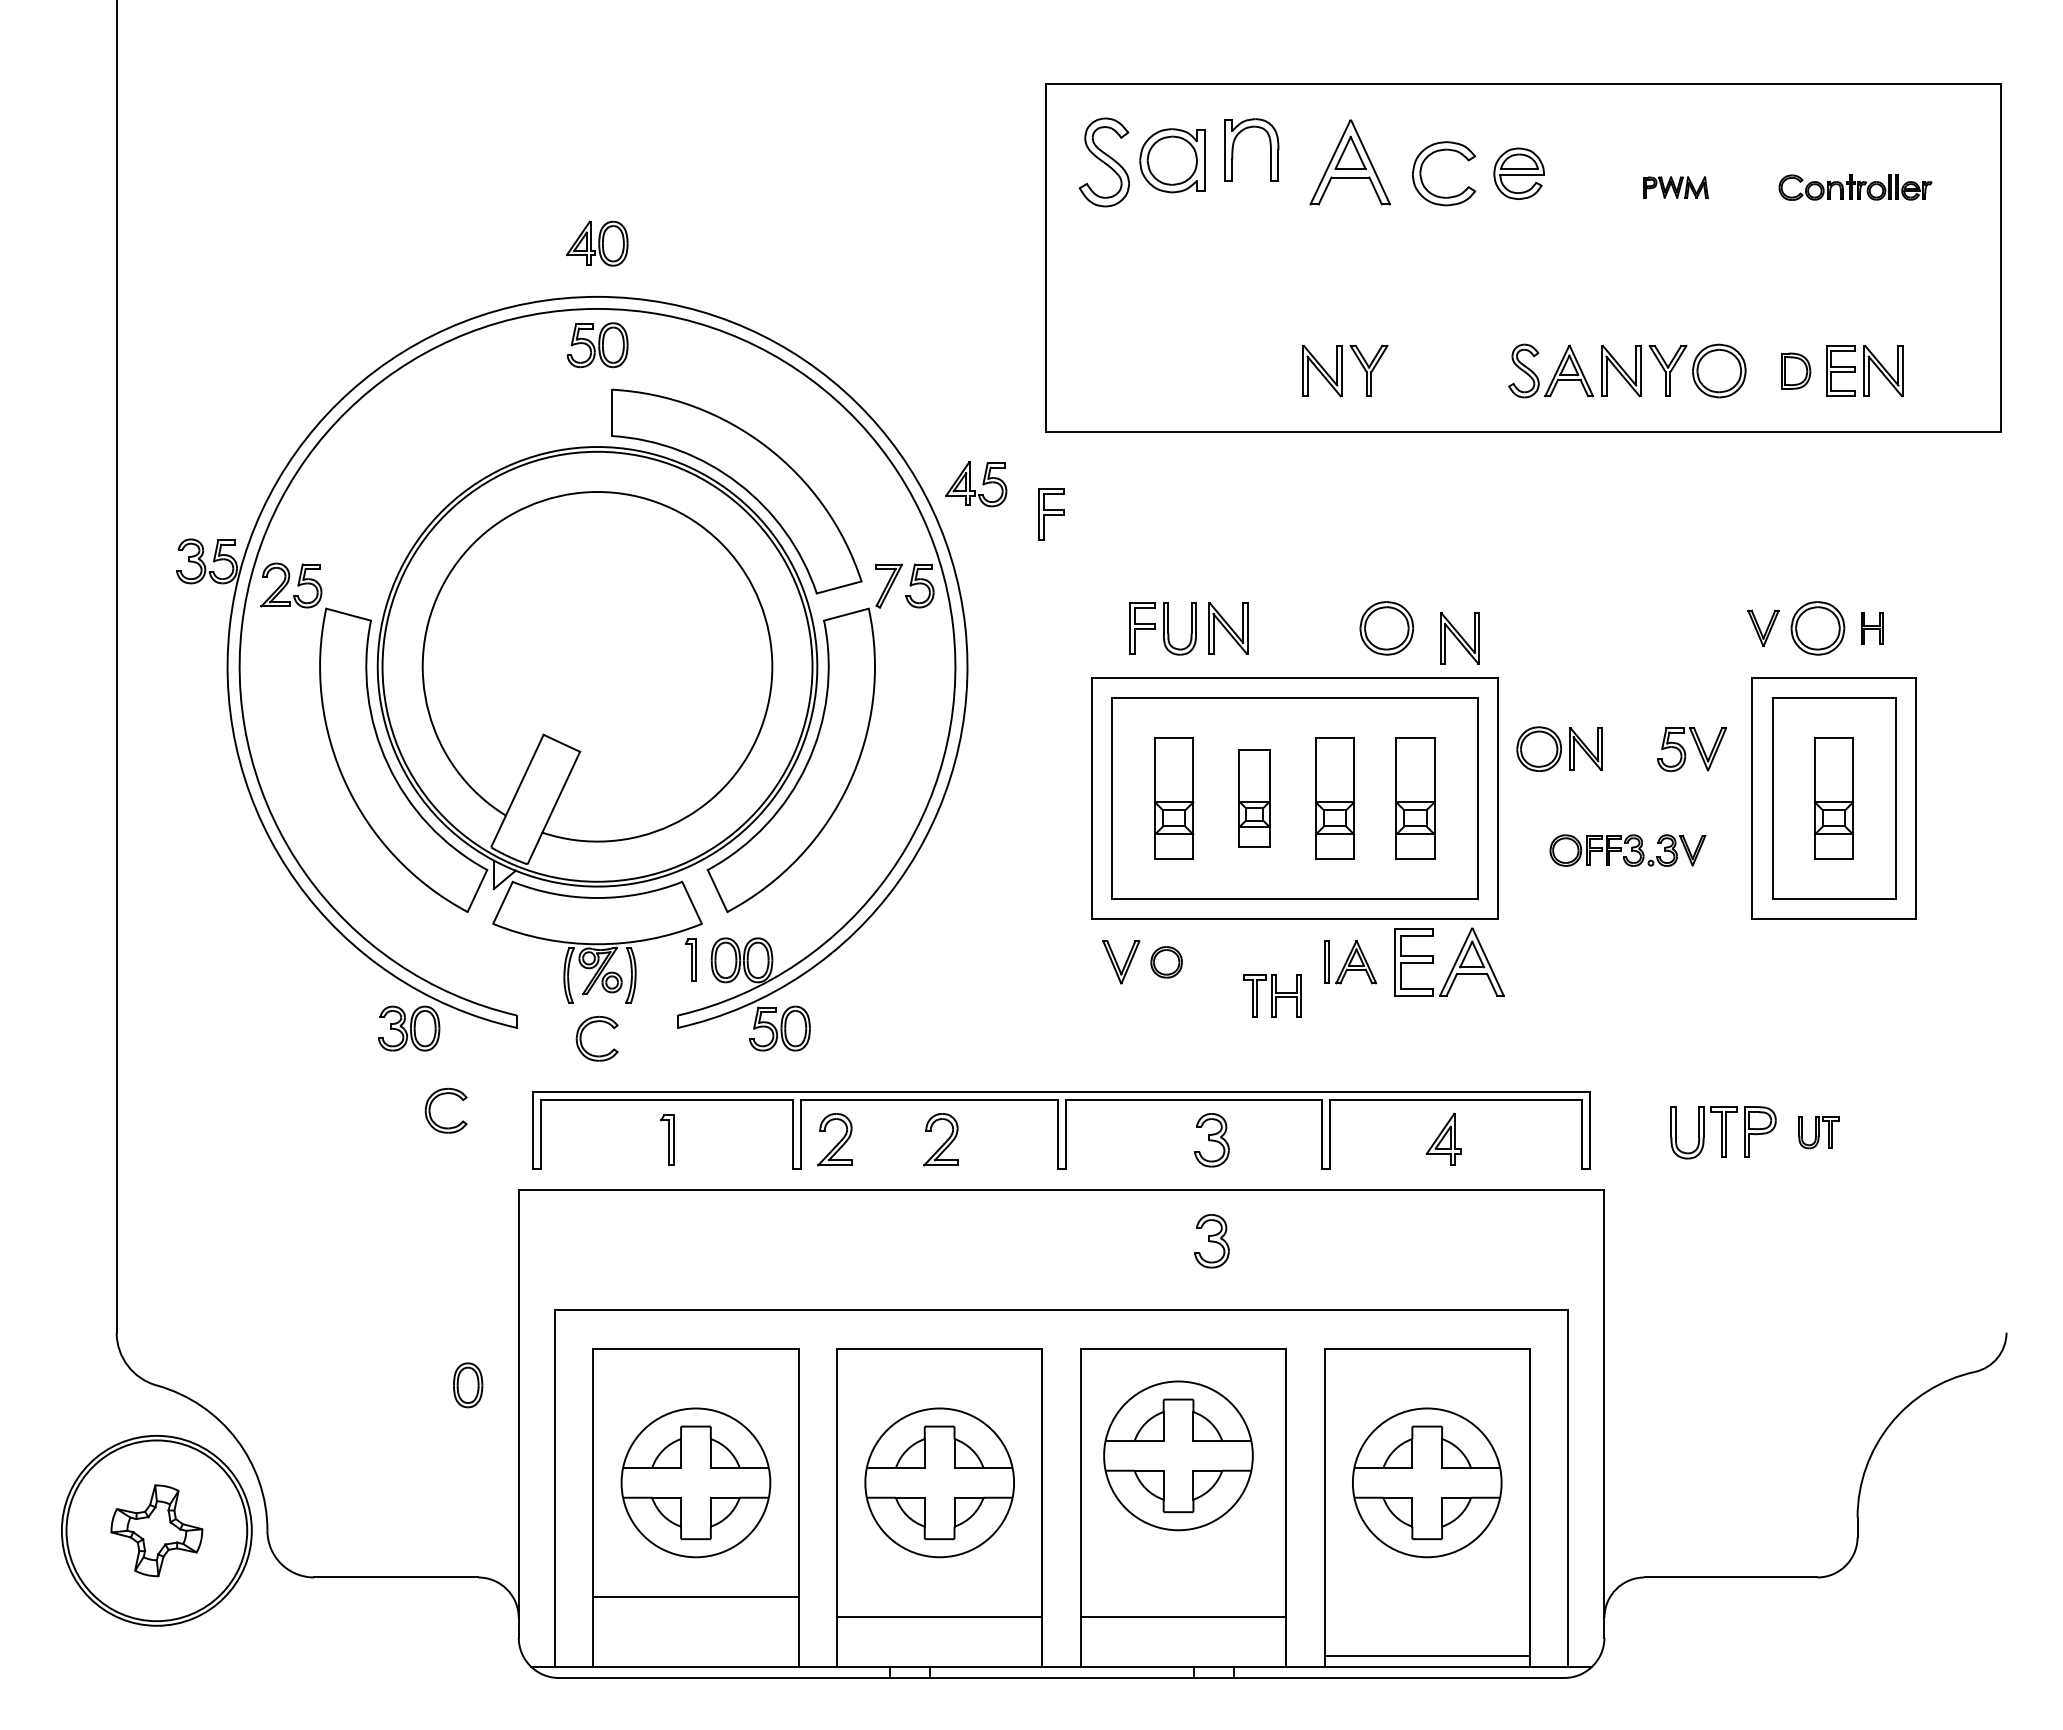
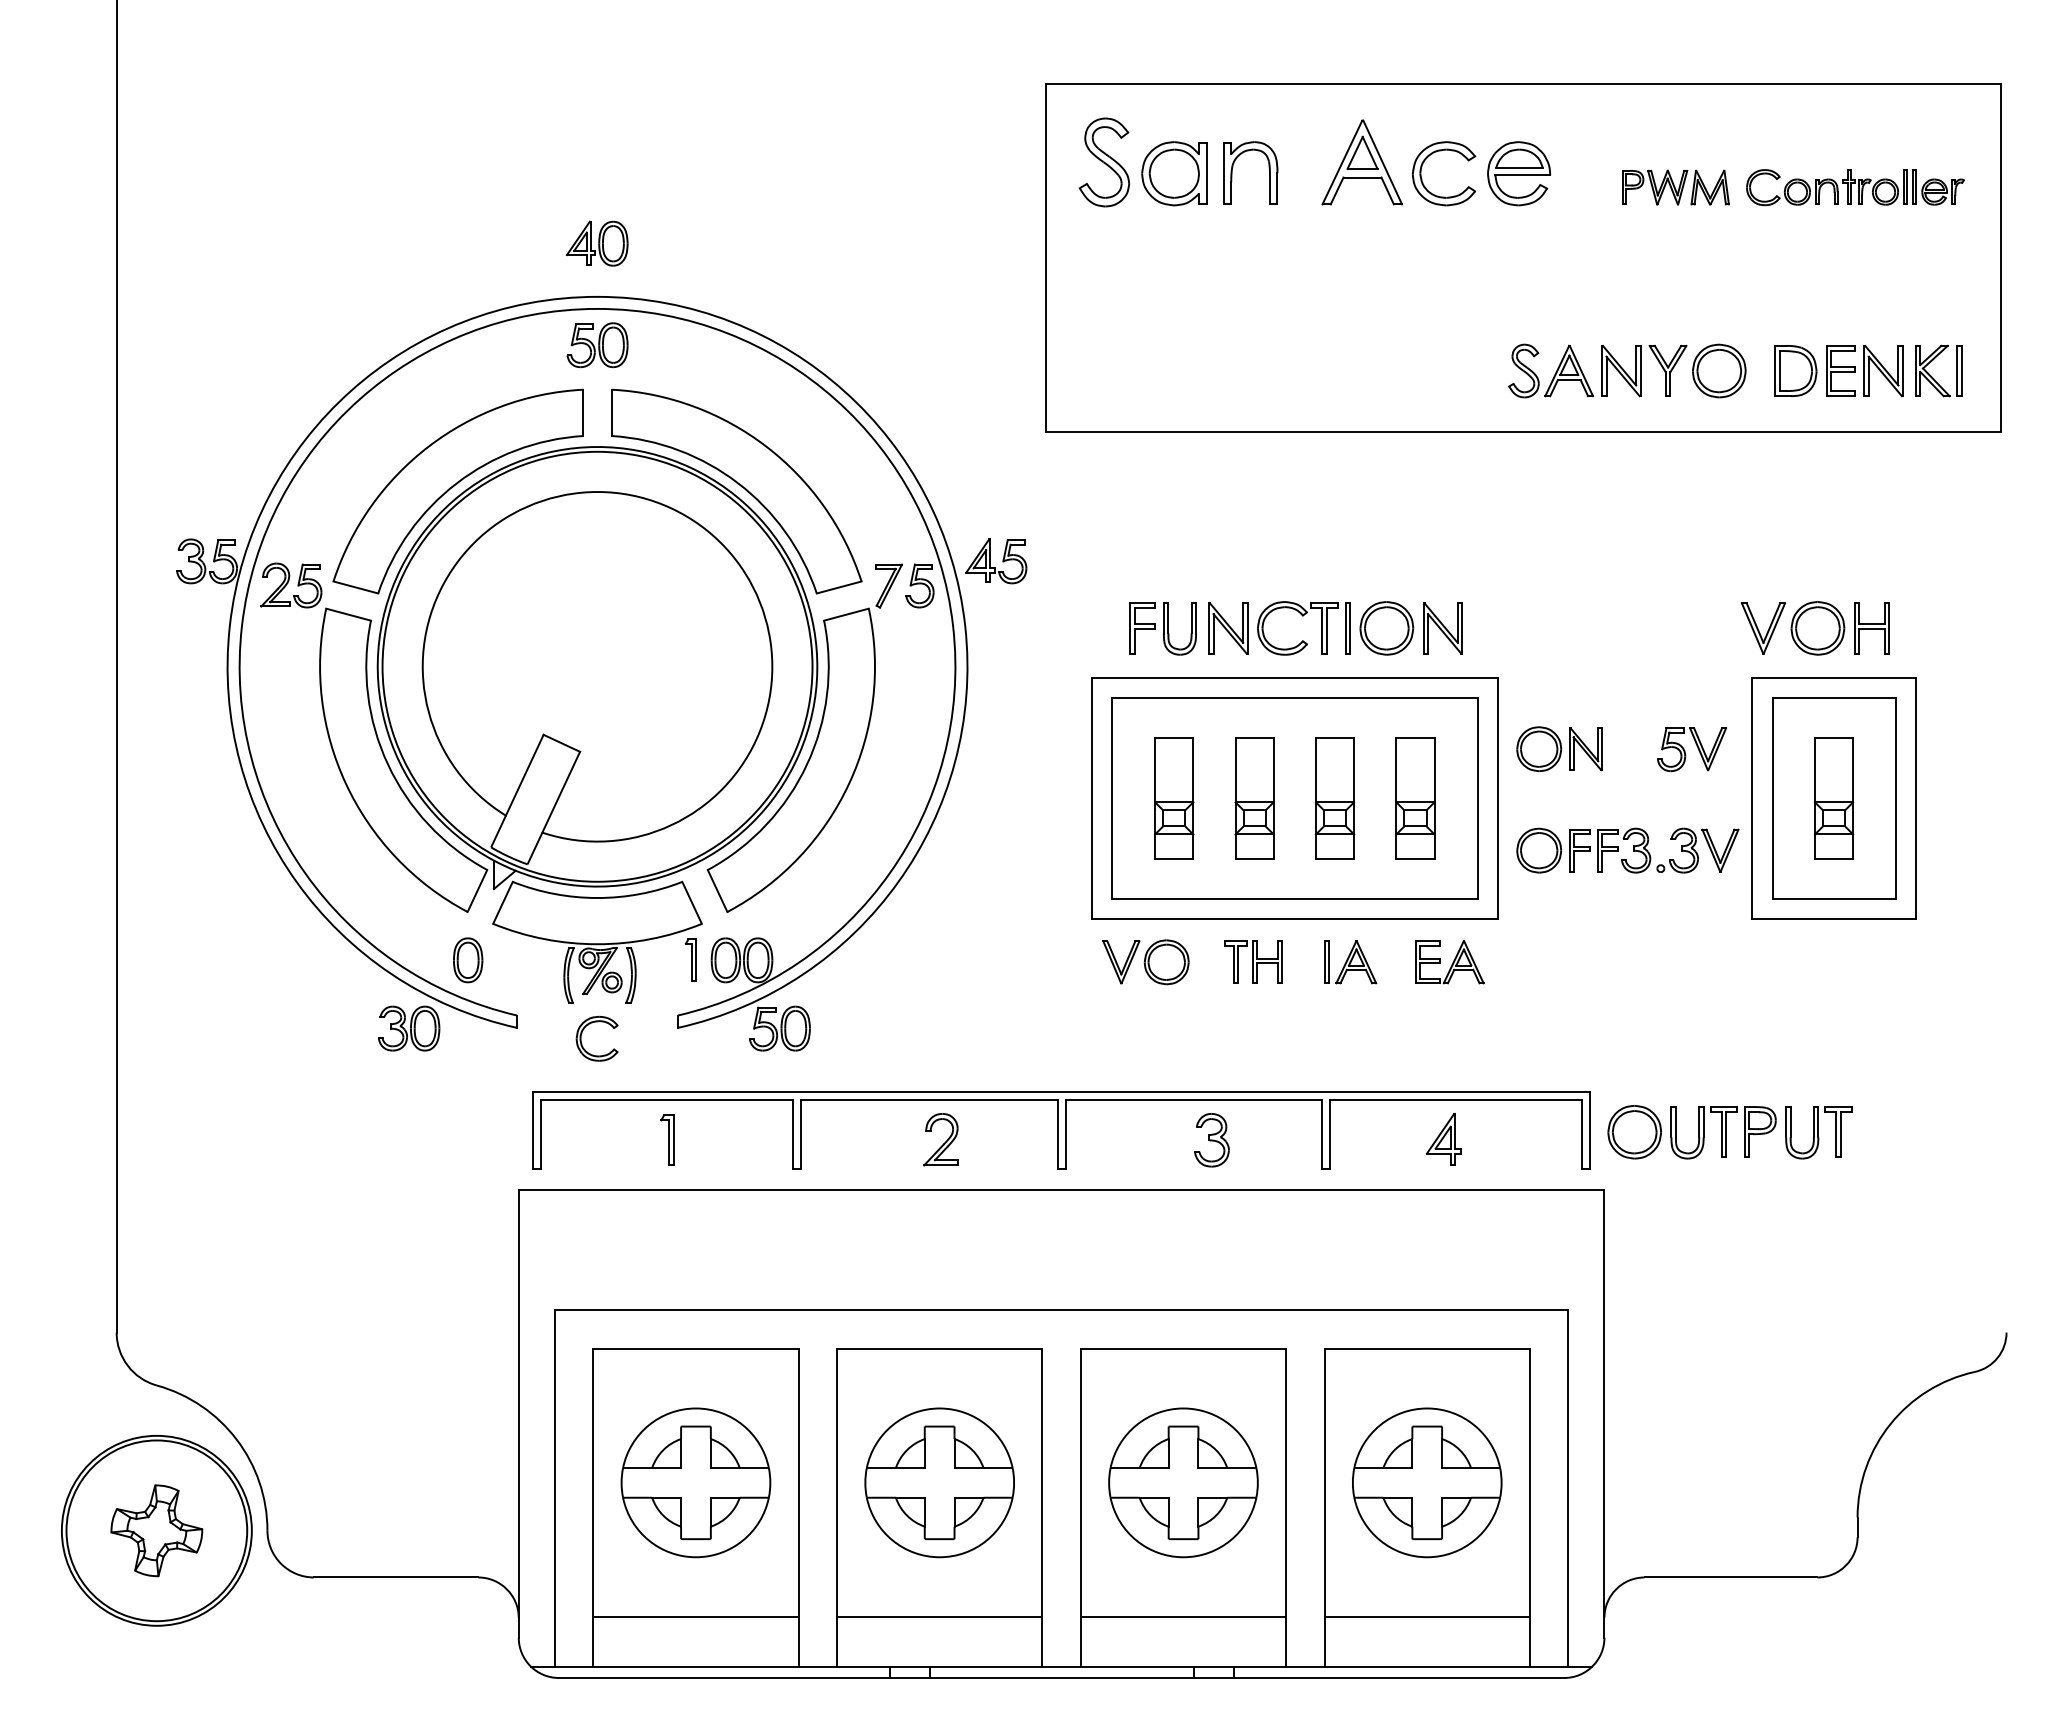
part position: (1234, 144) -> (1233, 167) (1233, 167)
part position: (1172, 160) -> (1174, 173) (1174, 173)
part position: (1350, 162) -> (1362, 162) (1362, 162)
part size: 52x53 px -> 65x66 px (1519, 173)
part size: 66x23 px -> 108x37 px (1675, 187)
part size: 155x27 px -> 219x38 px (1855, 187)
part: present -> none (1345, 370)
part size: 31x38 px -> 44x53 px (1795, 371)
part: none -> present (1932, 376)
part position: (976, 484) -> (996, 561) (996, 561)
part: none -> present (457, 491)
part: present -> none (1051, 514)
part: none -> present (1303, 616)
part size: 33x38 px -> 45x53 px (1763, 628)
part size: 23x33 px -> 36x53 px (1871, 628)
part position: (1459, 638) -> (1442, 628) (1442, 628)
part size: 33x99 px -> 41x123 px (1254, 798)
part size: 158x33 px -> 224x47 px (1627, 850)
part size: 111x70 px -> 70x45 px (1449, 962)
part size: 33x33 px -> 47x47 px (1166, 962)
part position: (1272, 995) -> (1253, 961) (1253, 961)
part: present -> none (431, 1105)
part: none -> present (1634, 1132)
part size: 42x34 px -> 68x54 px (1818, 1132)
part: present -> none (834, 1139)
part: present -> none (1211, 1241)
part position: (468, 1385) -> (468, 960) (468, 960)
part position: (1178, 1455) -> (1183, 1482) (1183, 1482)
line position: (695, 1596) -> (695, 1616) (695, 1616)
line position: (1426, 1655) -> (1426, 1616) (1426, 1616)
